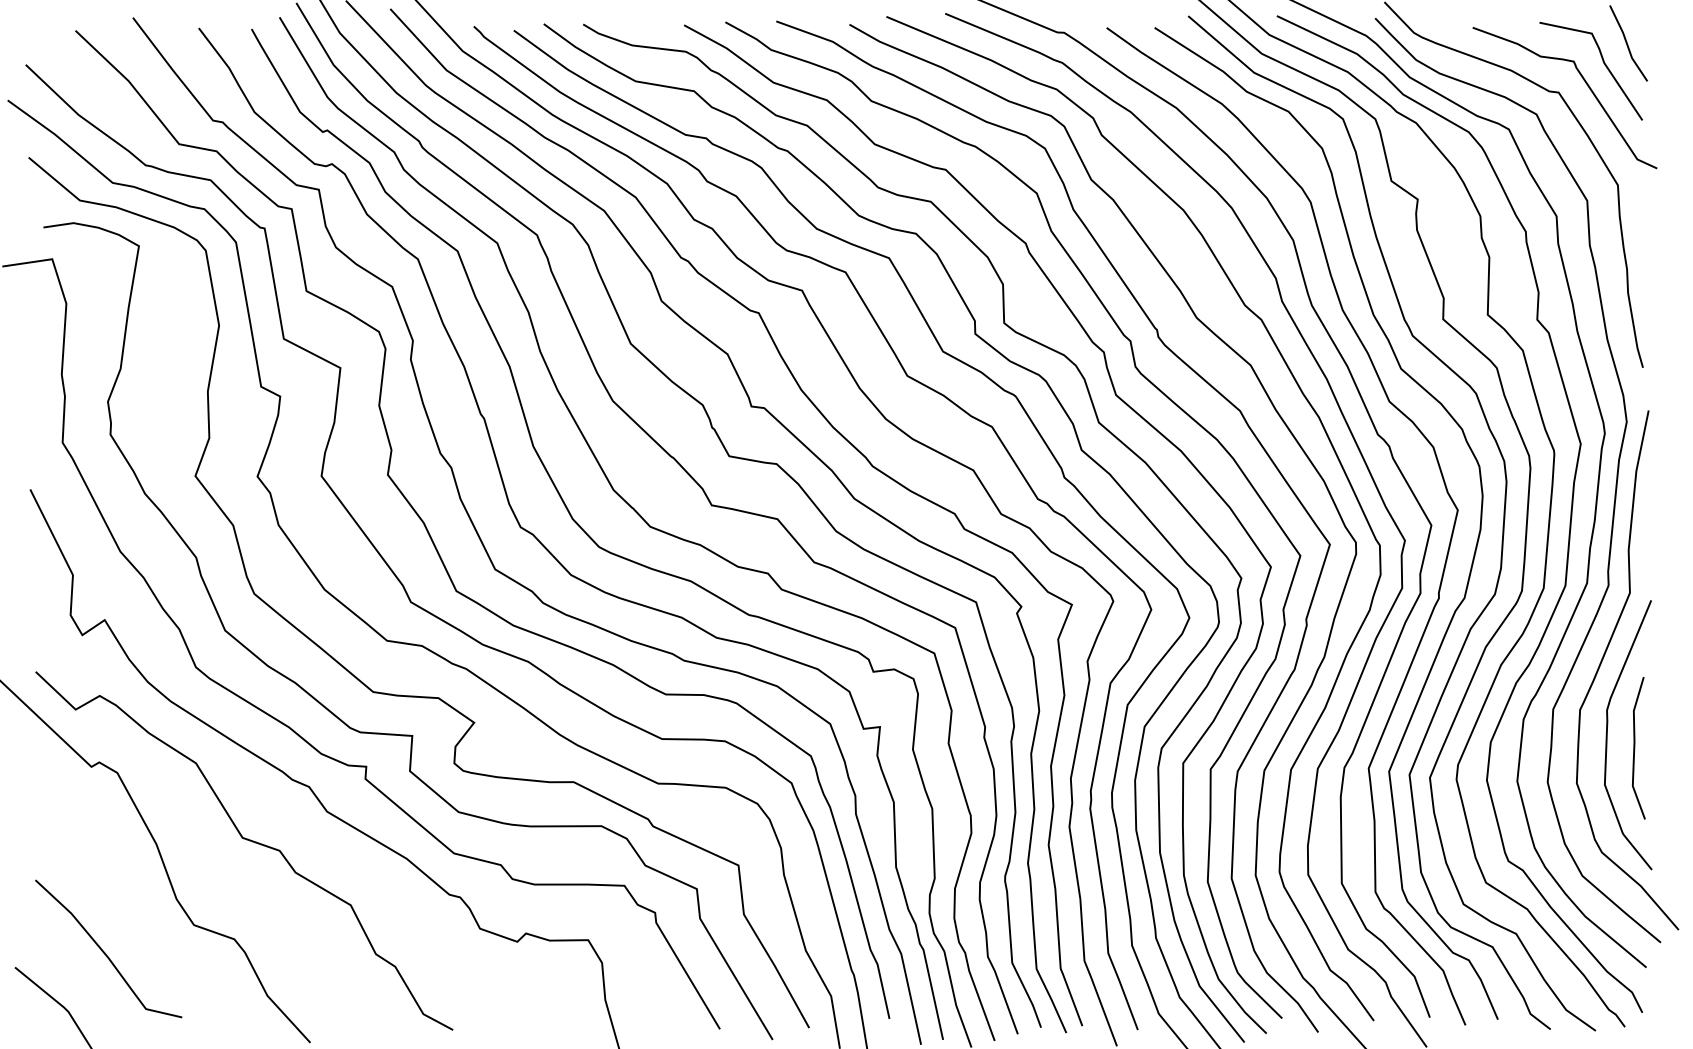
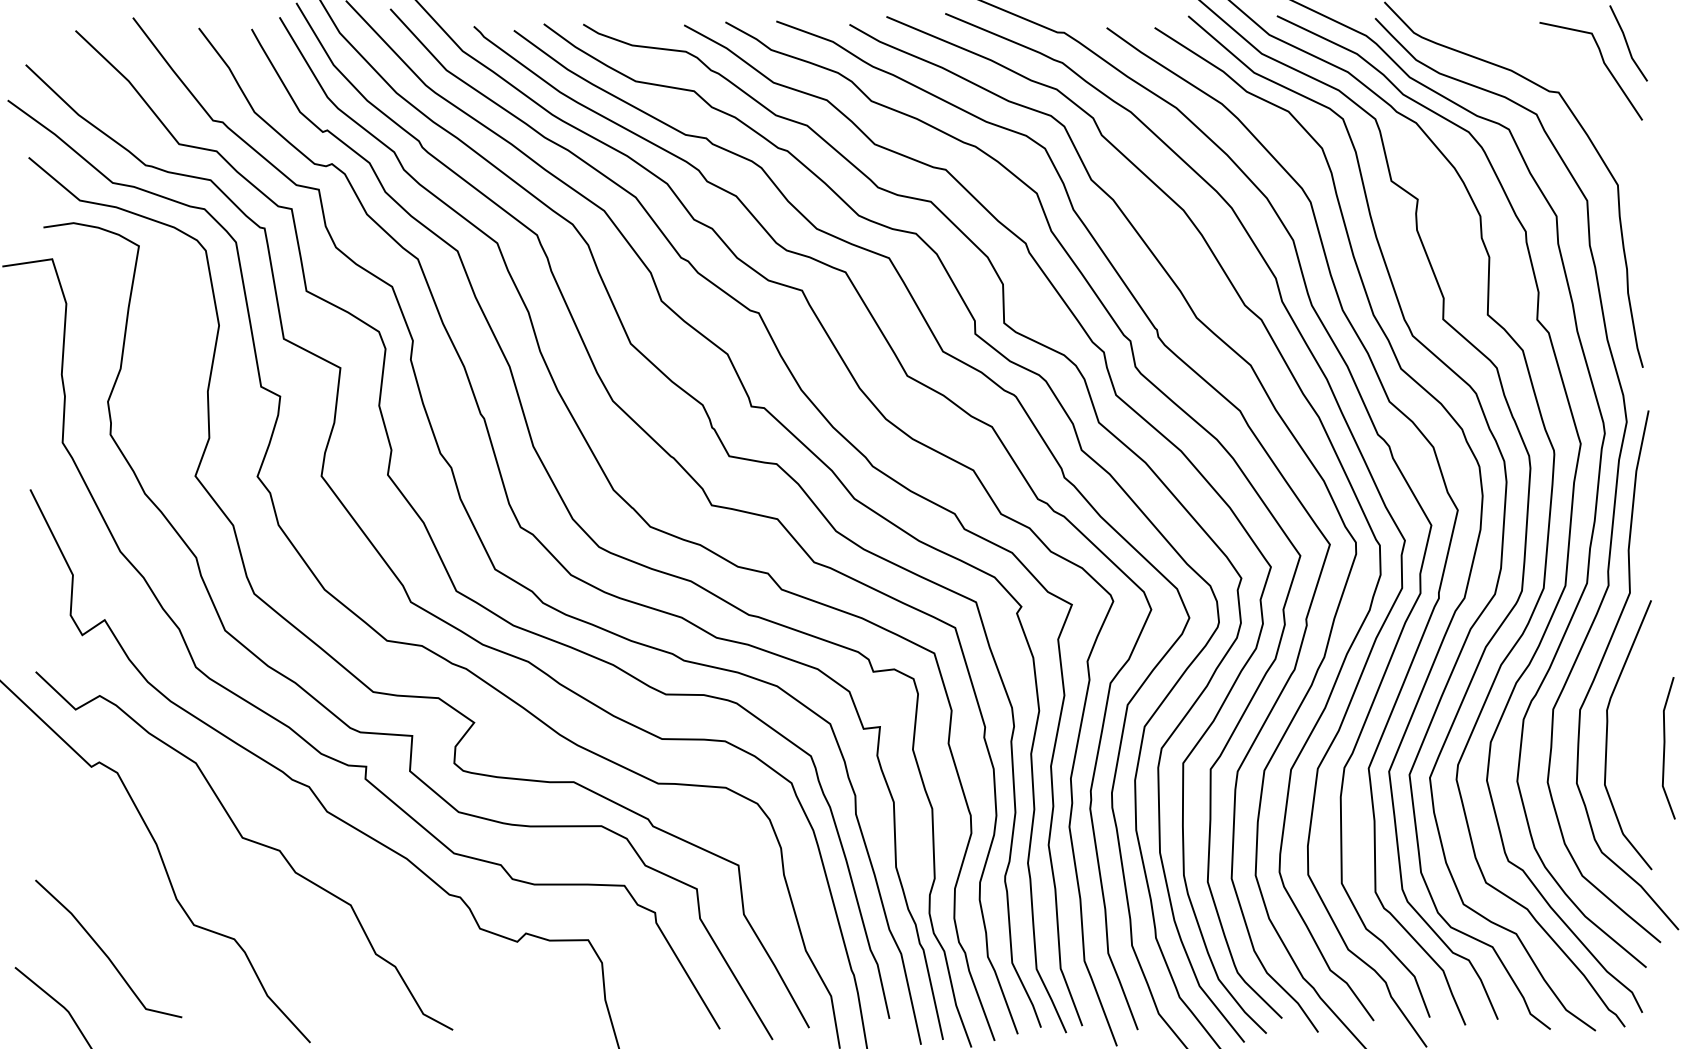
curve: present -> none (1585, 83)
line position: (1635, 748) -> (1665, 748) (1665, 748)
